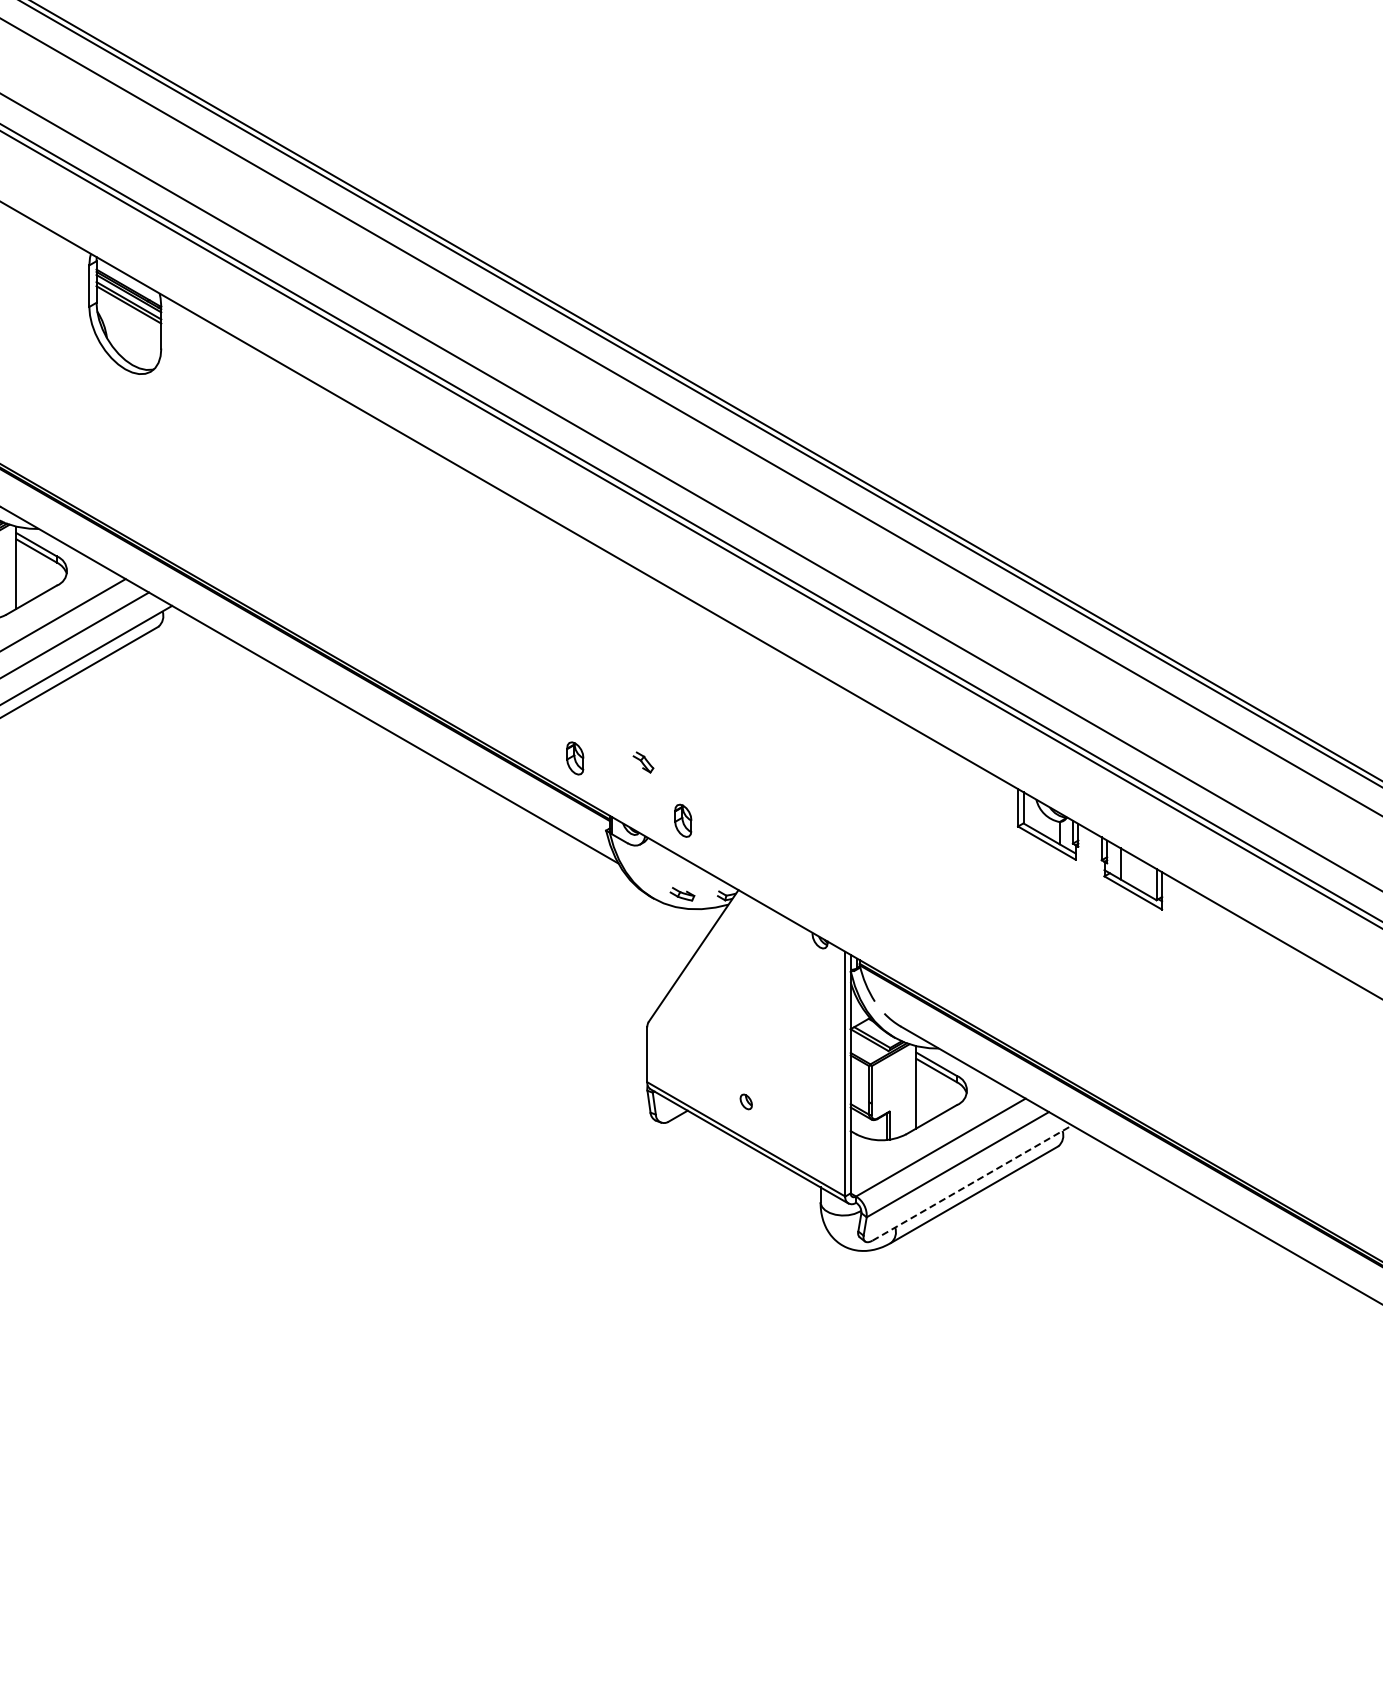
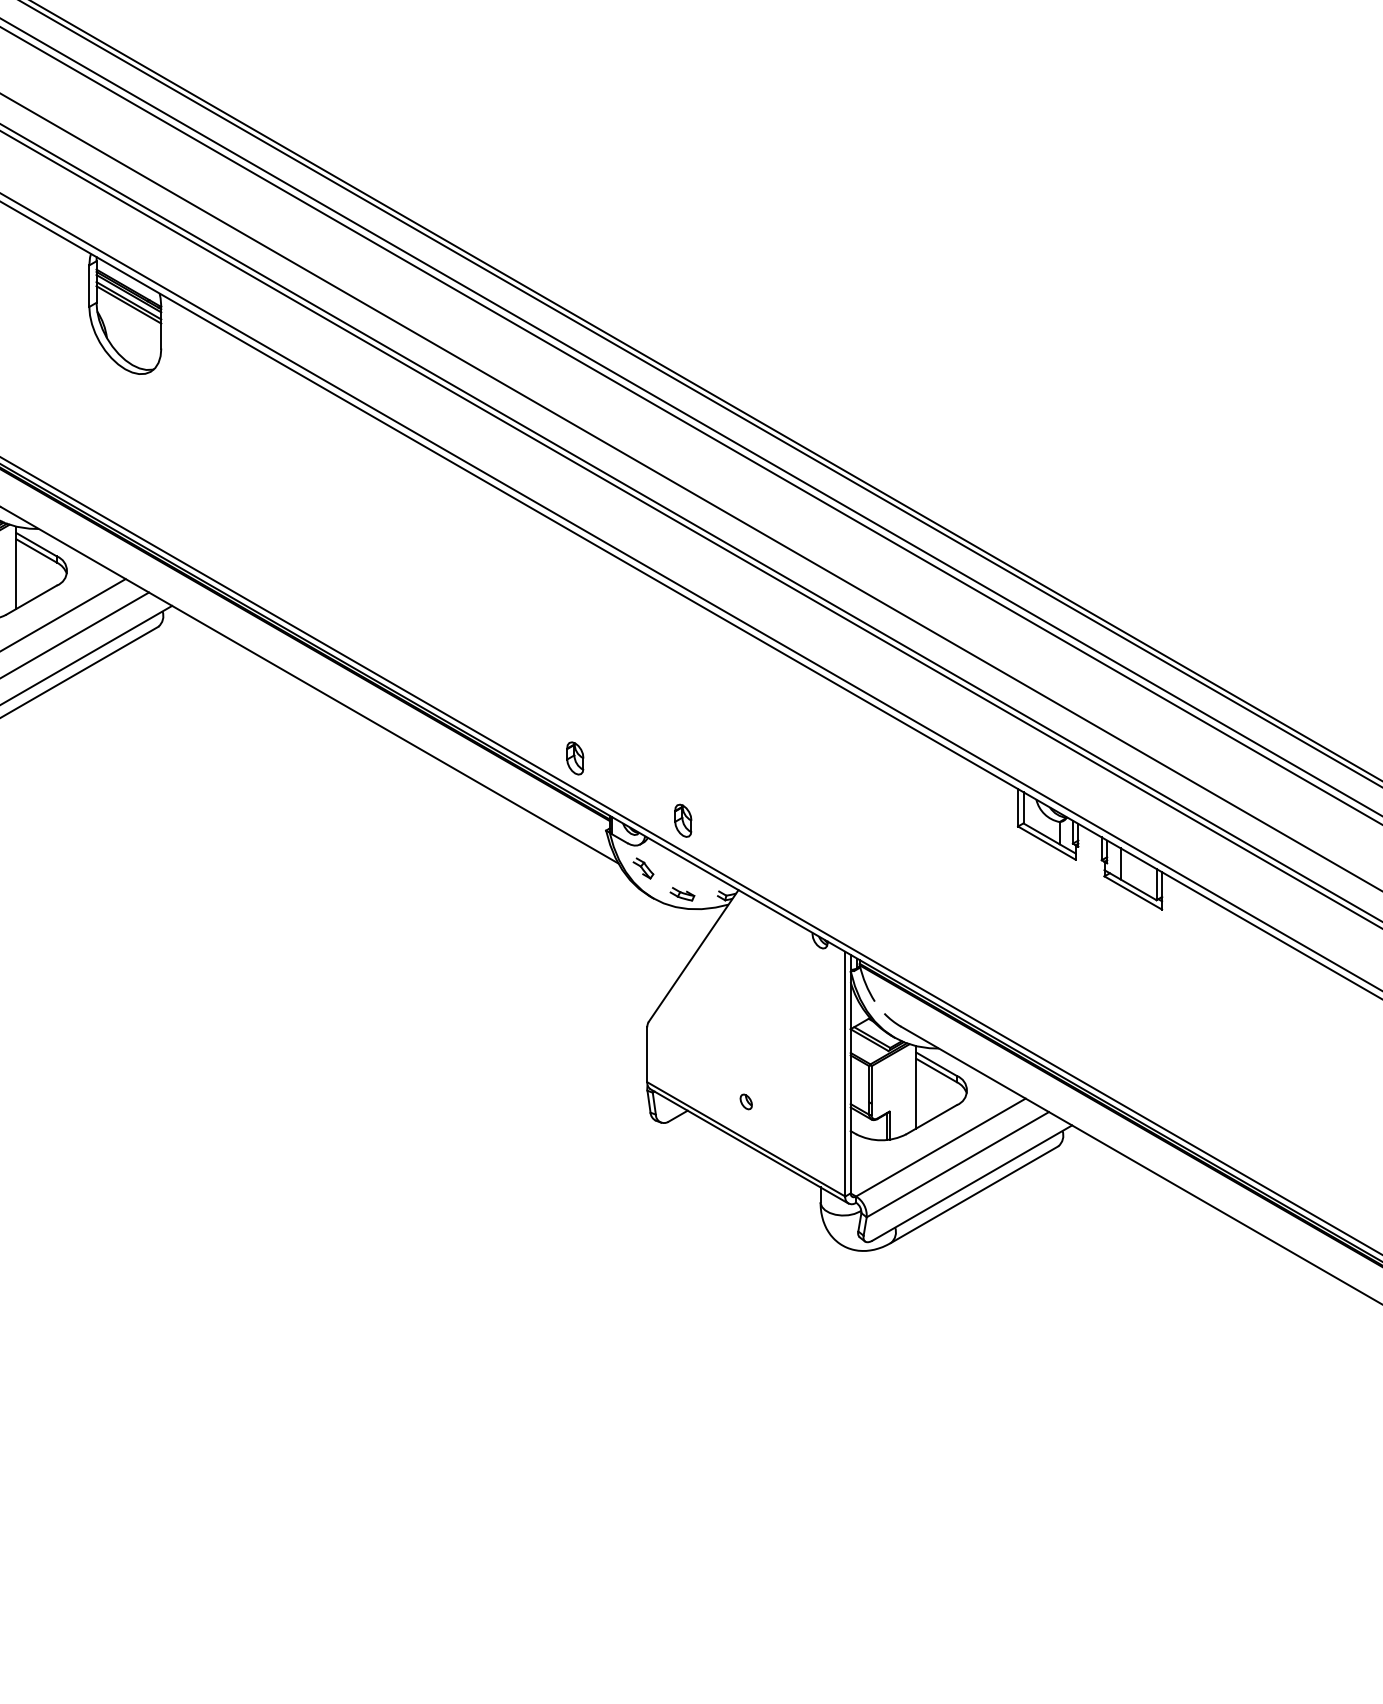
line: none -> present (690, 425)
line: none -> present (690, 591)
part position: (643, 762) -> (643, 868) (643, 868)
line: none -> present (690, 855)
line: dashed -> solid (972, 1182)
